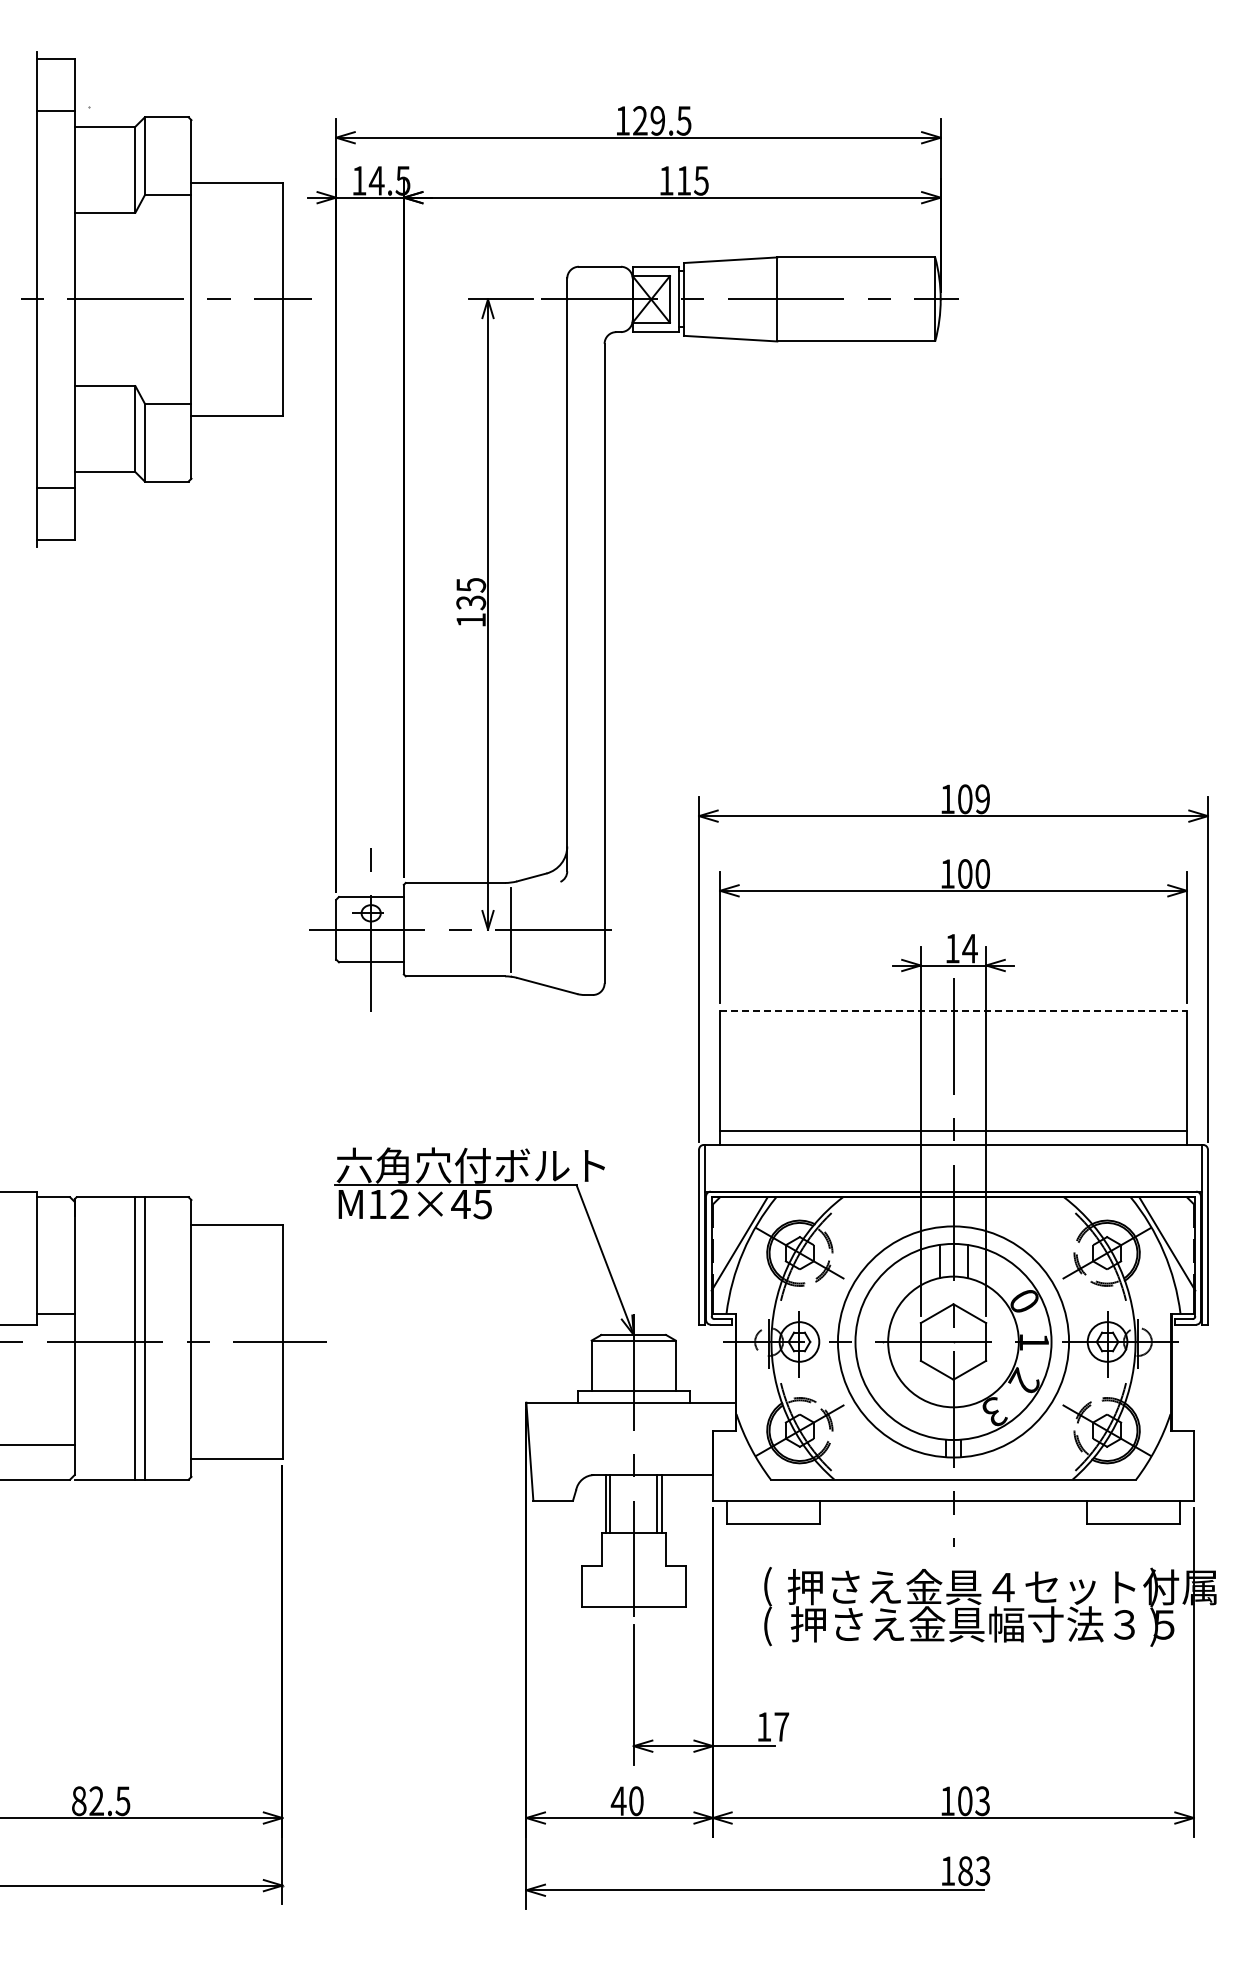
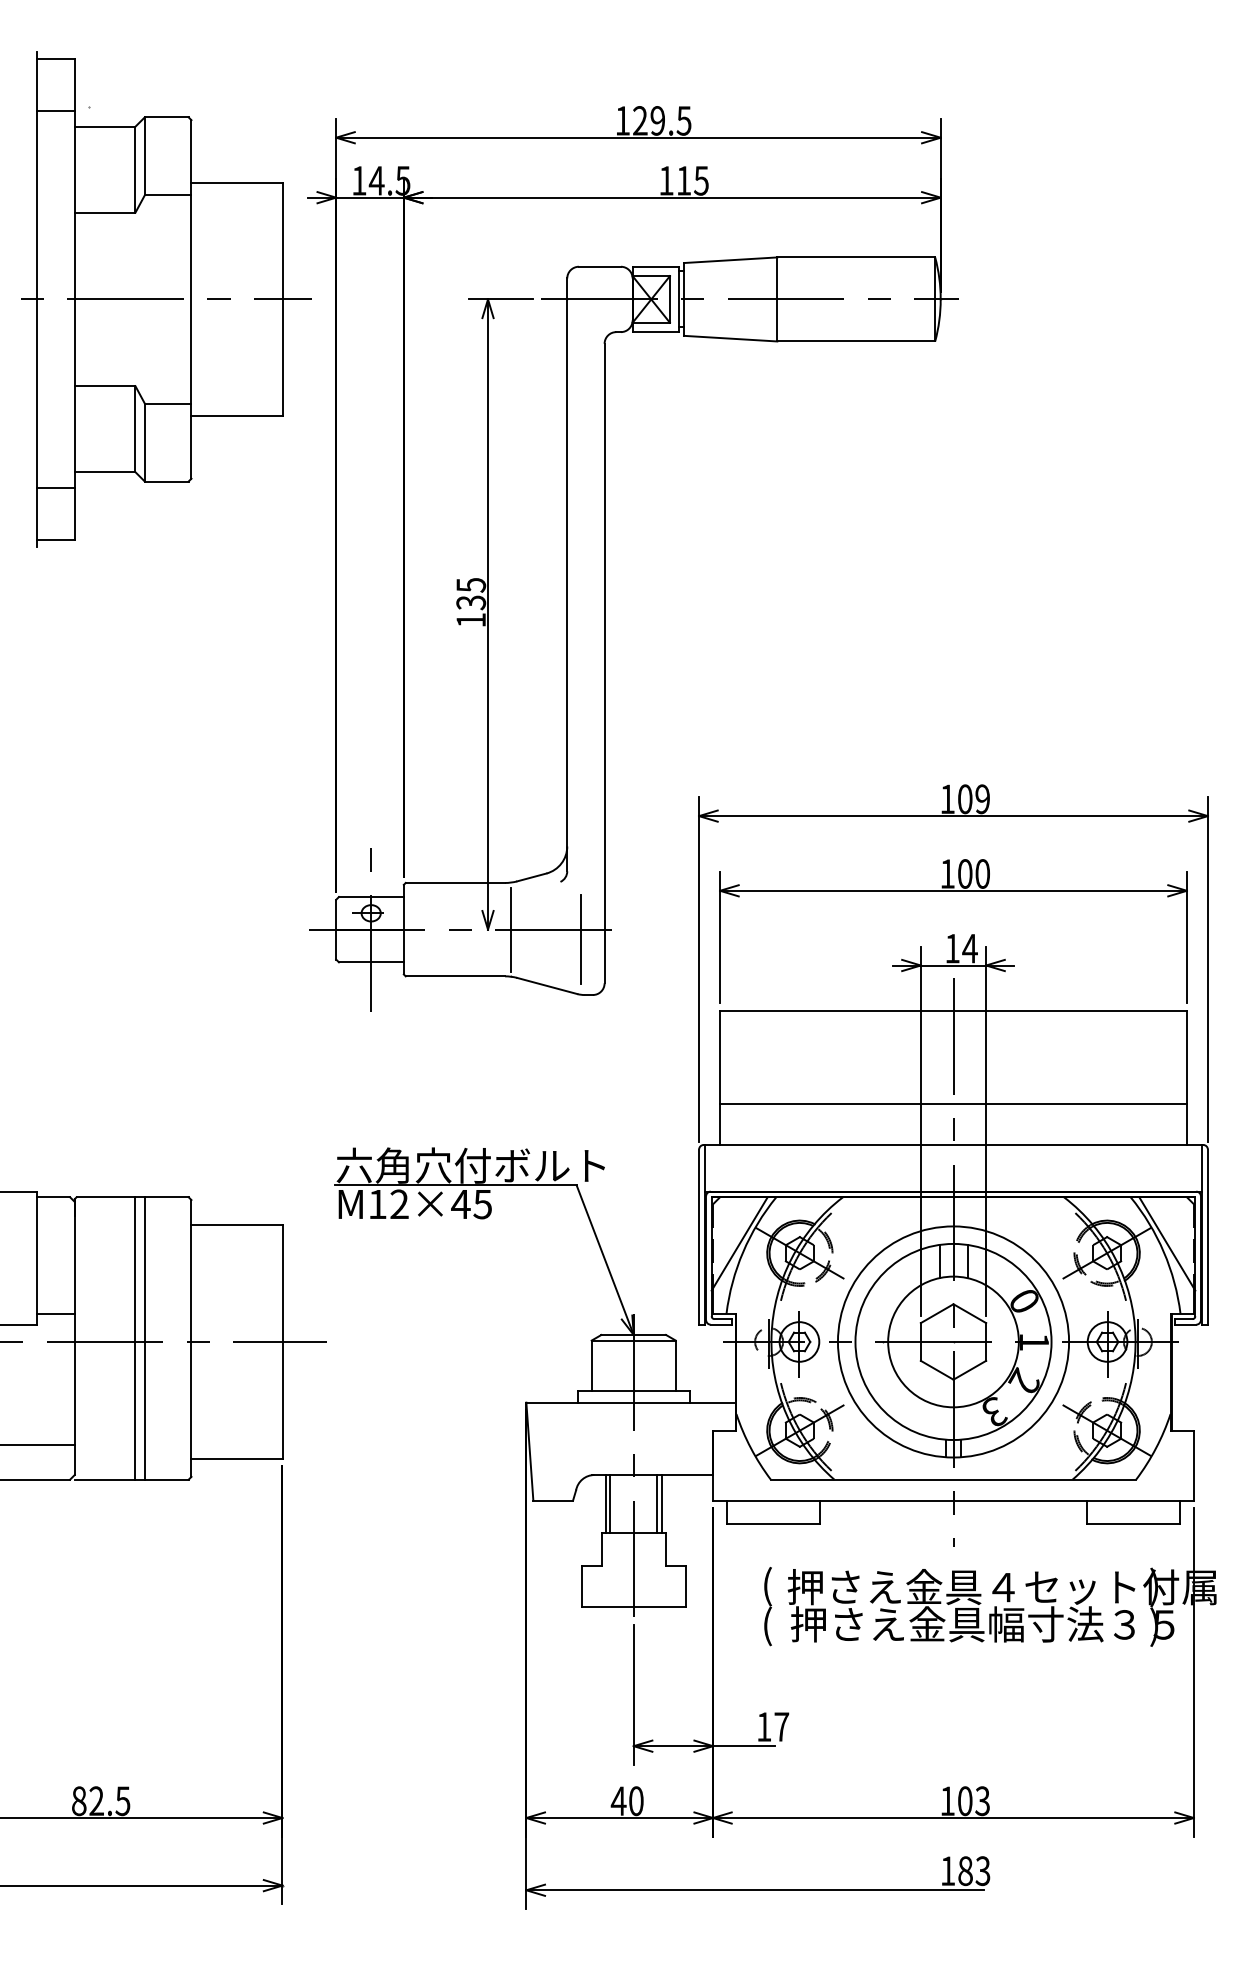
line: none -> present (580, 939)
line: dashed -> solid (954, 1010)
line position: (953, 1130) -> (953, 1103) (953, 1103)
